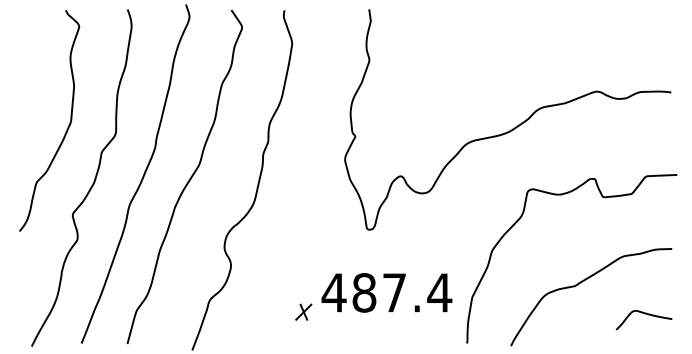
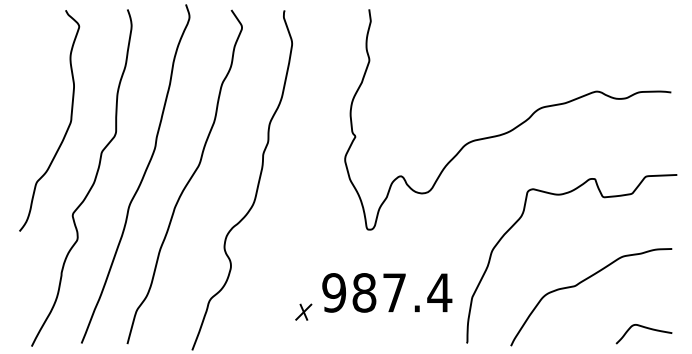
text: 487.4 -> 987.4 (333, 292)
curve position: (644, 314) -> (644, 328) (644, 328)
